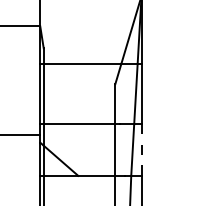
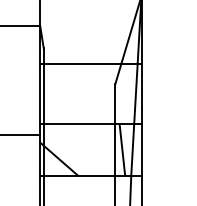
line: none -> present (122, 149)
line: dashed -> solid (141, 150)
